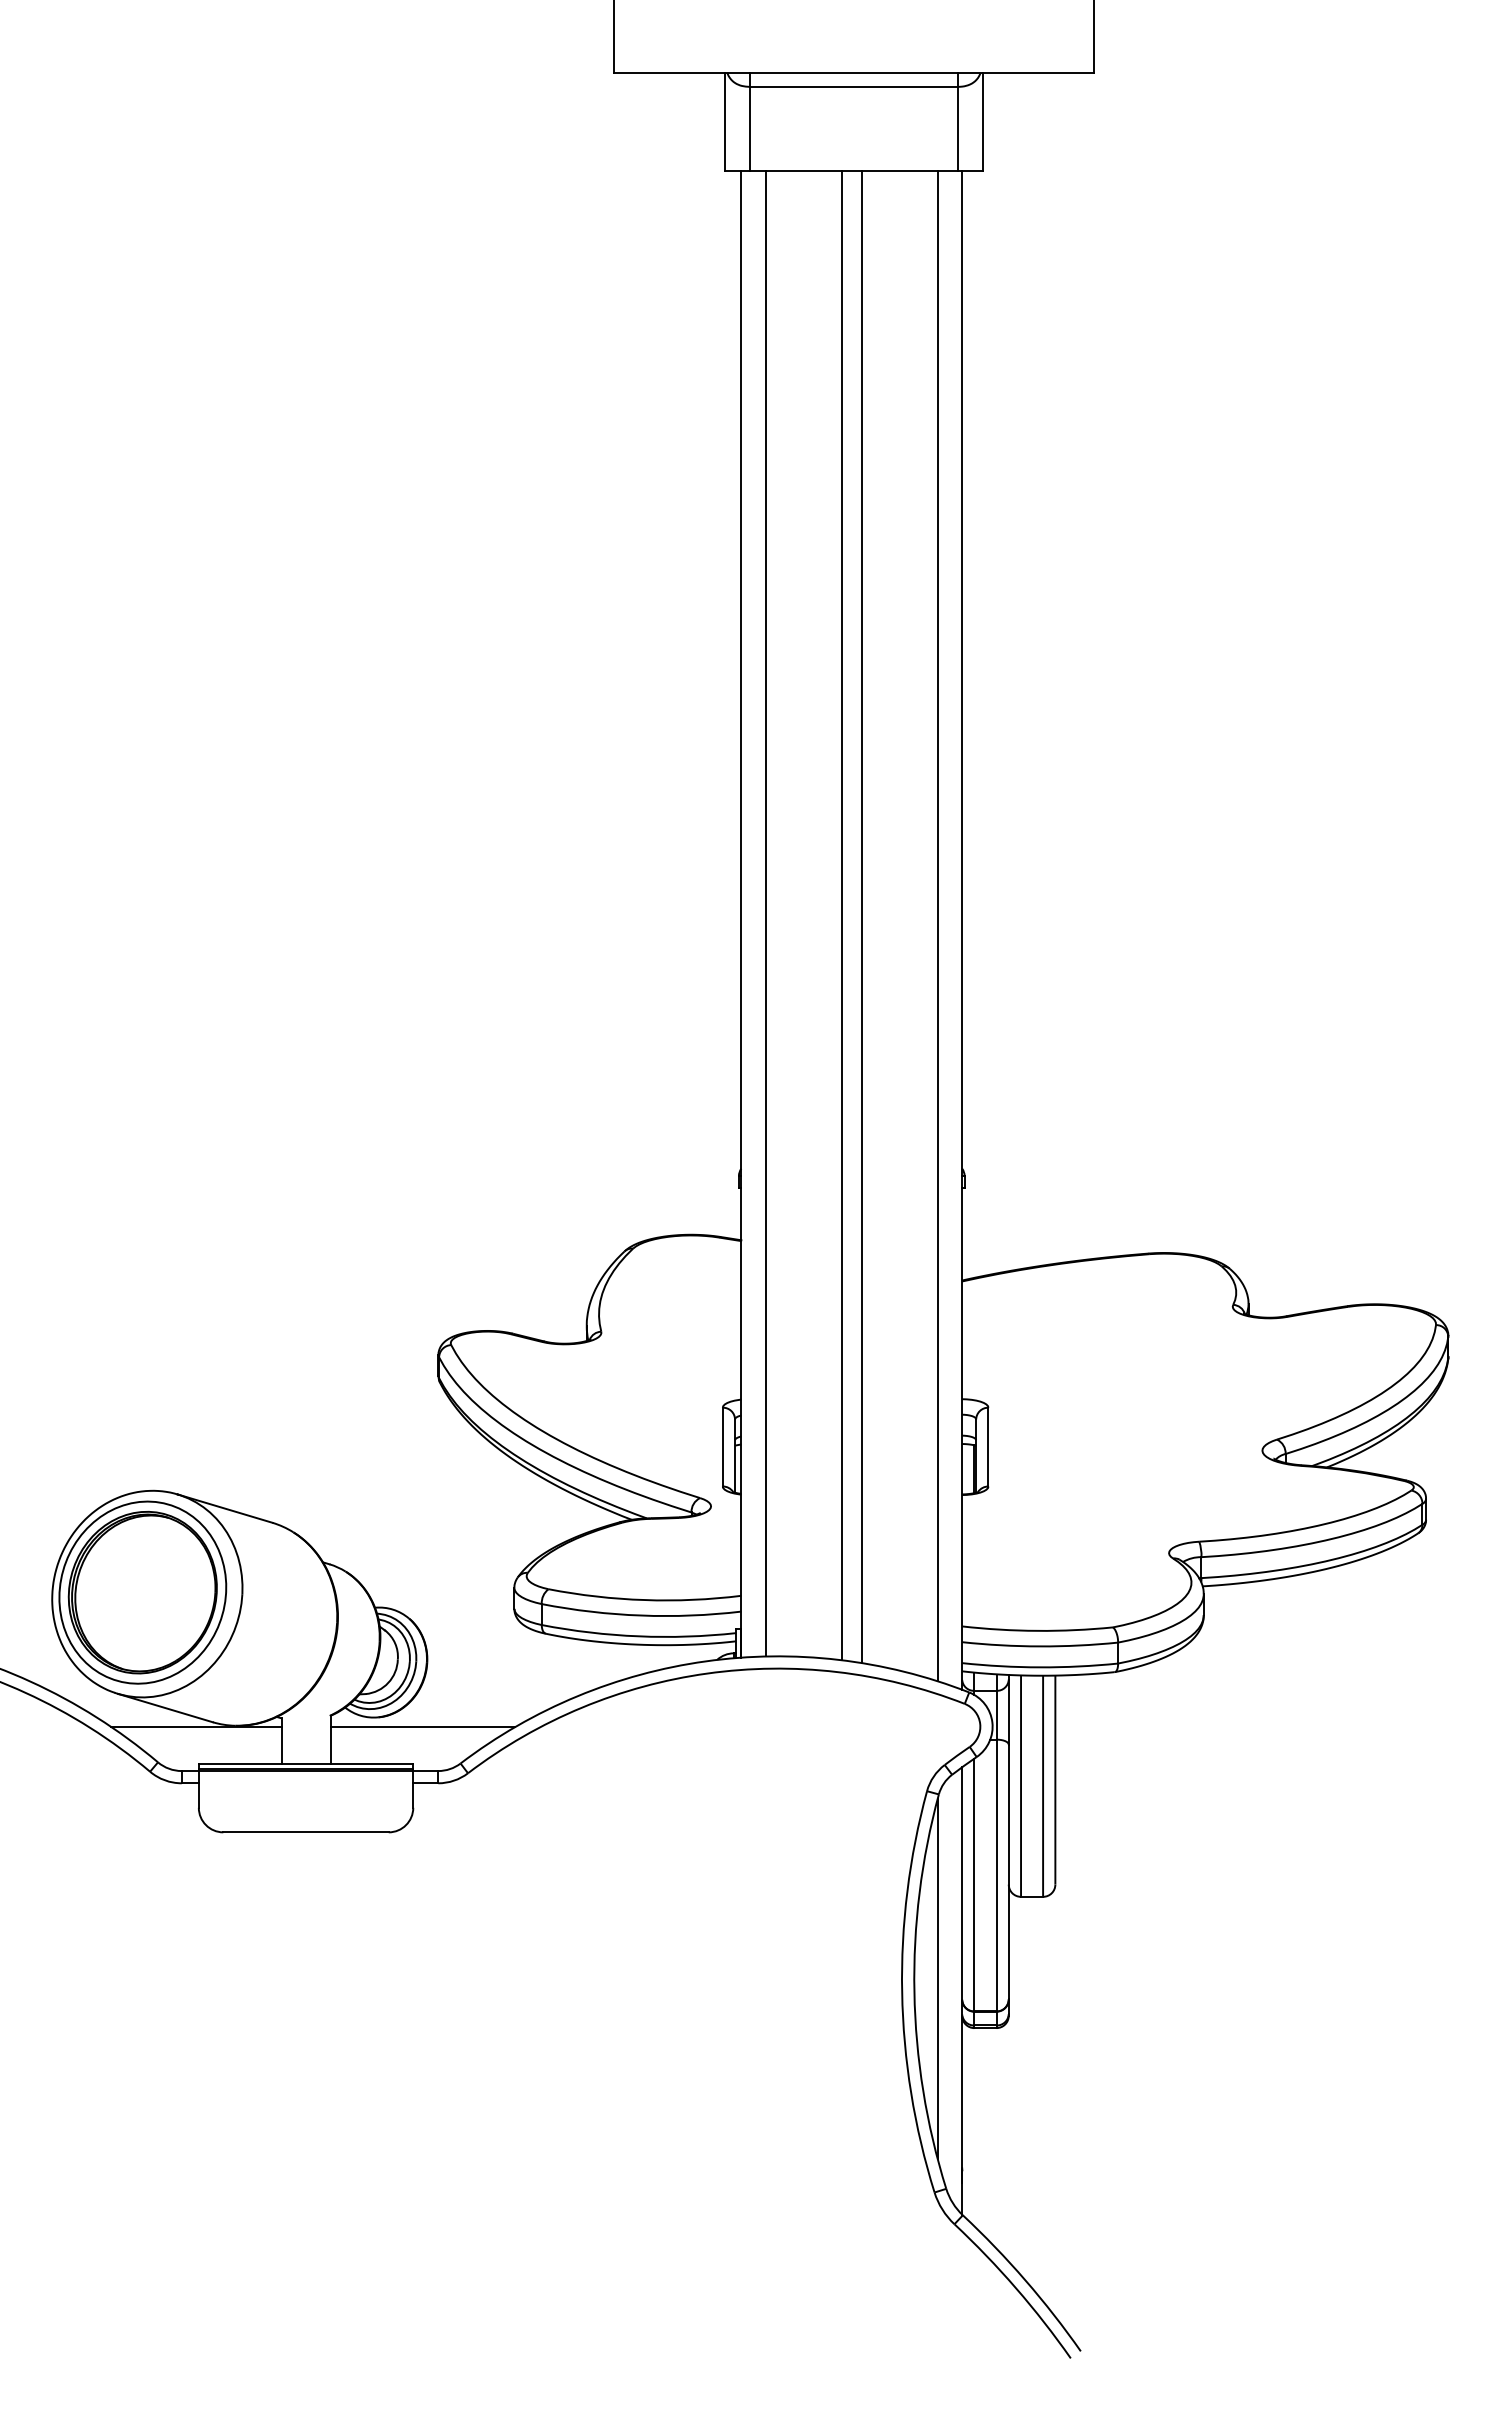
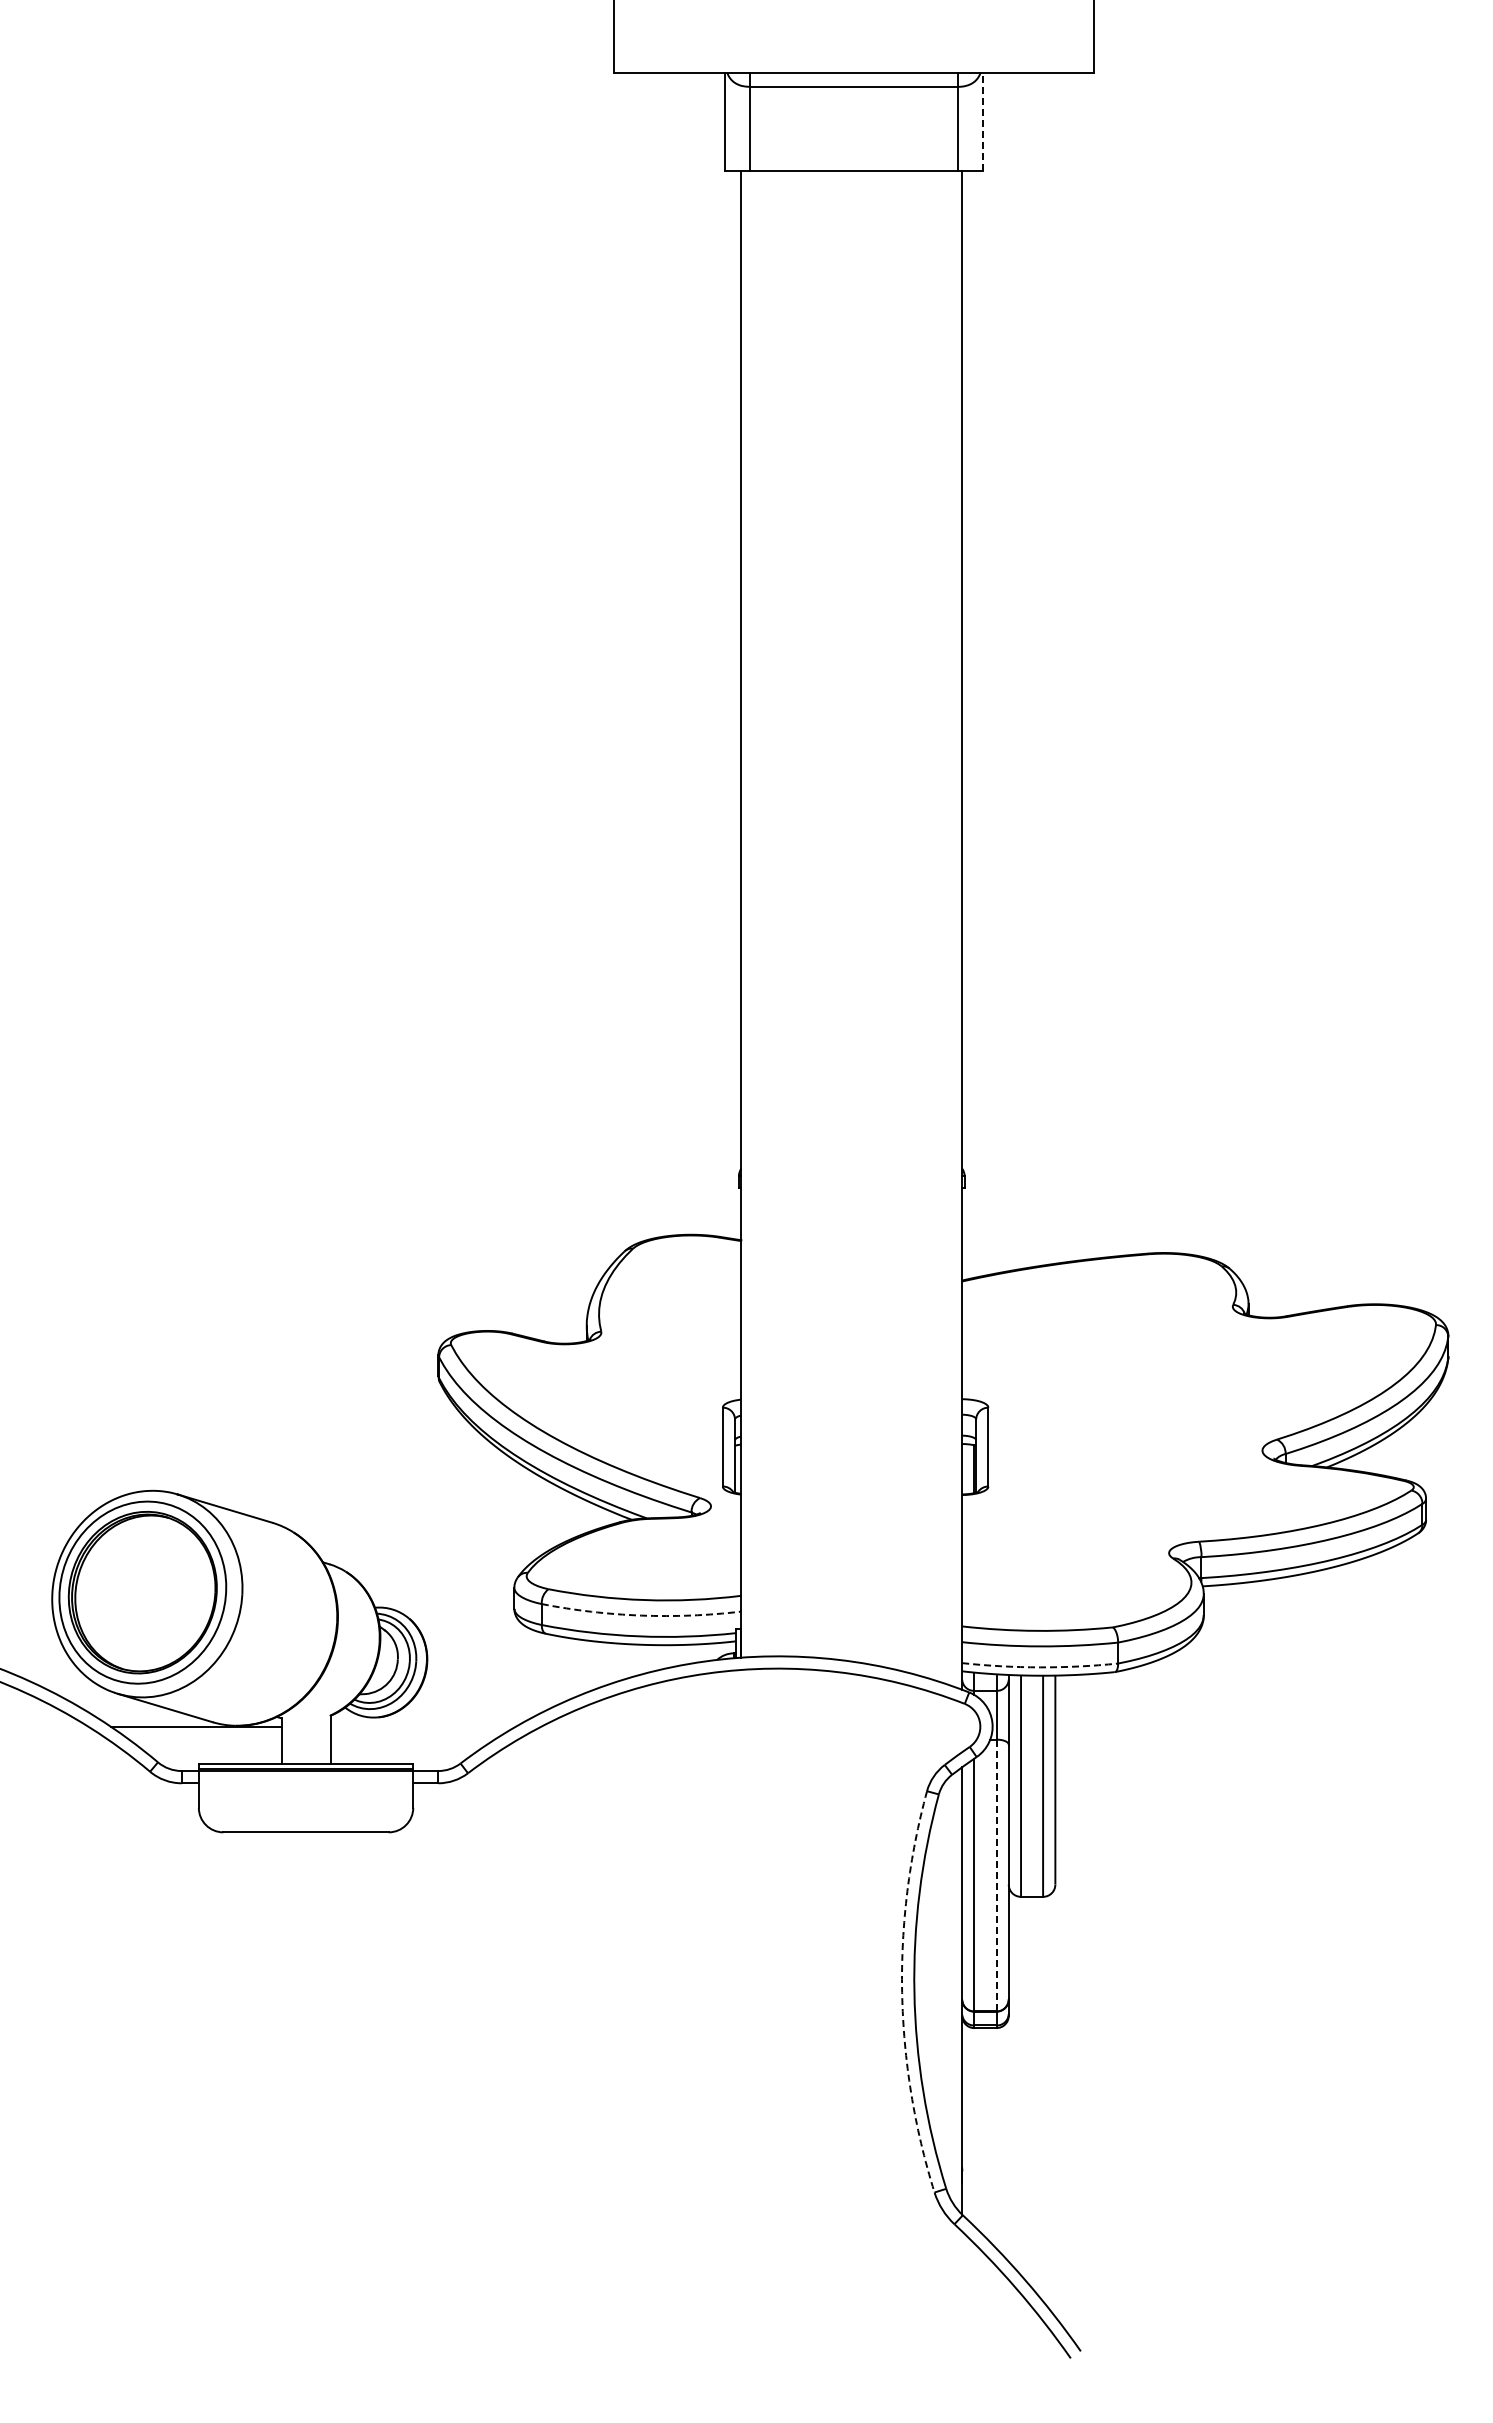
line: solid -> dashed (982, 121)
line: present -> none (765, 913)
line: present -> none (841, 915)
line: present -> none (861, 916)
line: present -> none (937, 925)
arc: solid -> dashed (641, 1615)
arc: solid -> dashed (1040, 1667)
line: present -> none (422, 1726)
line: solid -> dashed (996, 1875)
line: present -> none (937, 1978)
arc: solid -> dashed (902, 1992)
